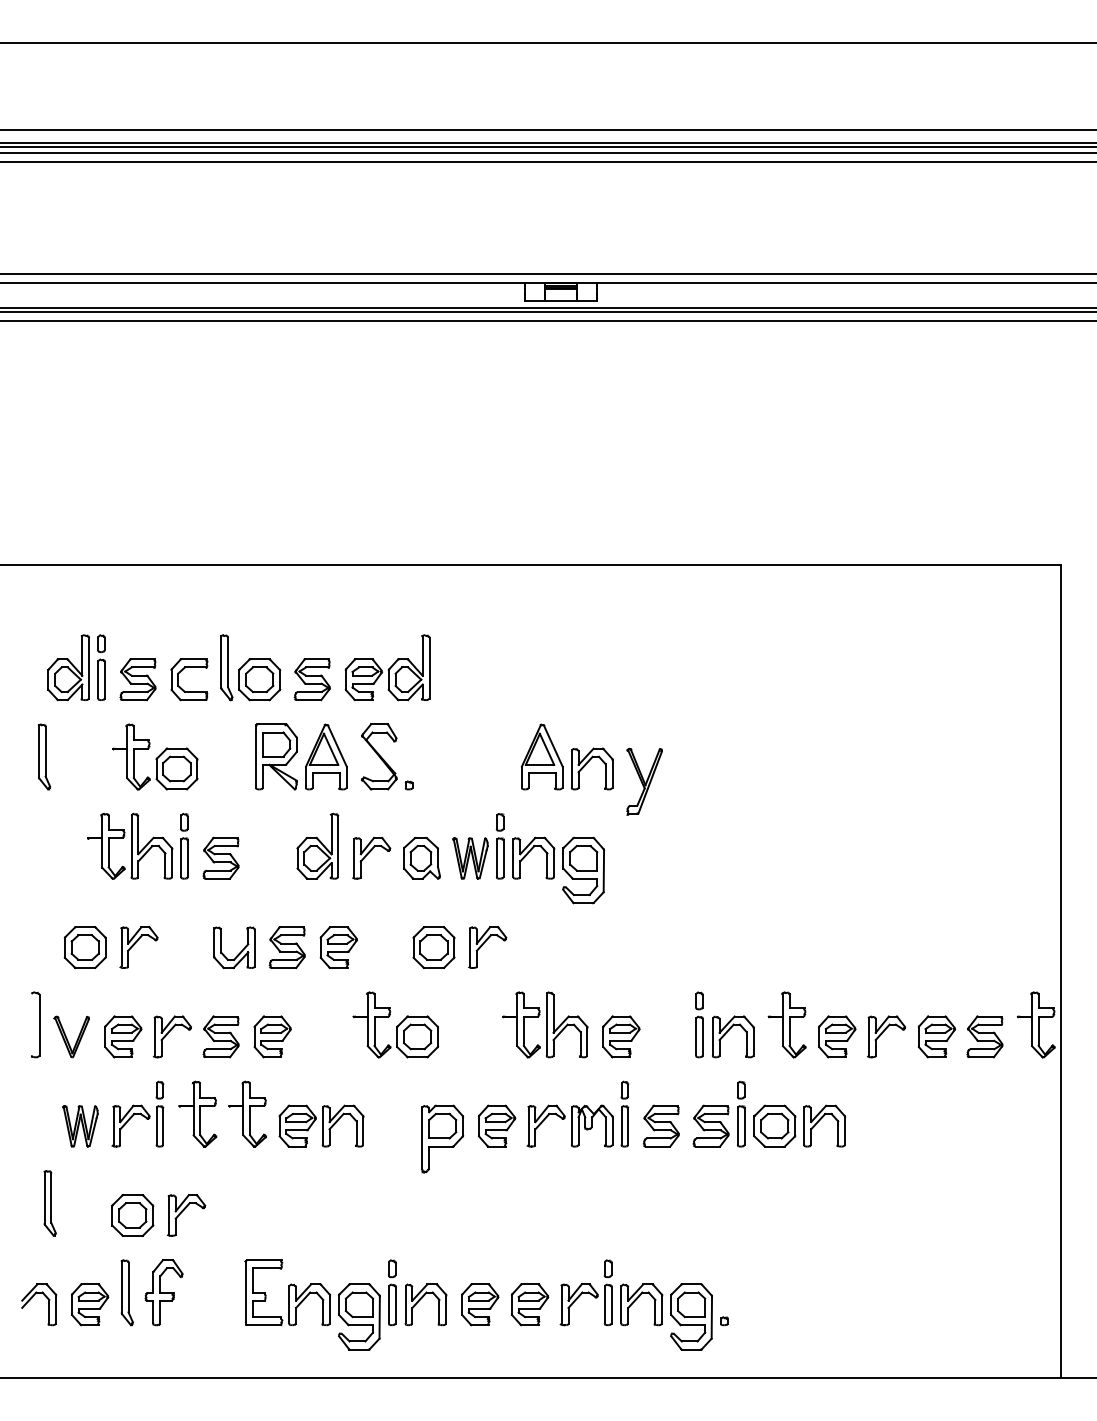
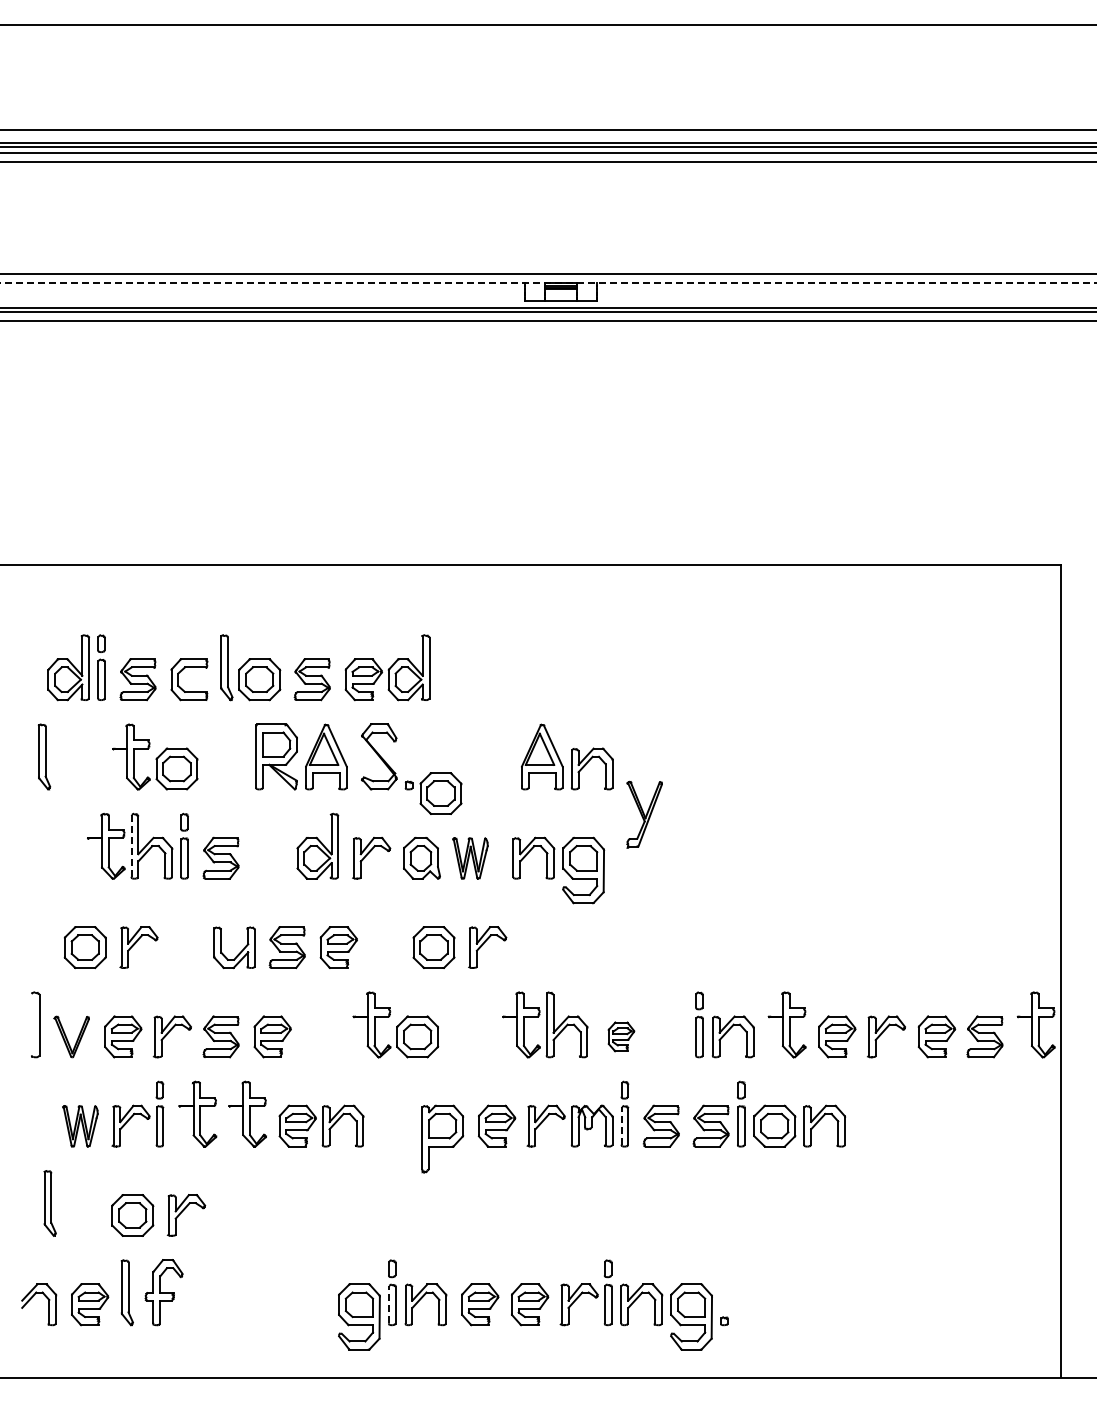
line position: (547, 42) -> (547, 24) (547, 24)
line: solid -> dashed (548, 283)
part position: (644, 781) -> (644, 814) (644, 814)
part: none -> present (440, 793)
line: solid -> dashed (131, 845)
part: present -> none (499, 846)
part size: 39x44 px -> 29x32 px (621, 1036)
line: solid -> dashed (621, 1125)
part: present -> none (287, 1292)
line: solid -> dashed (388, 1304)
